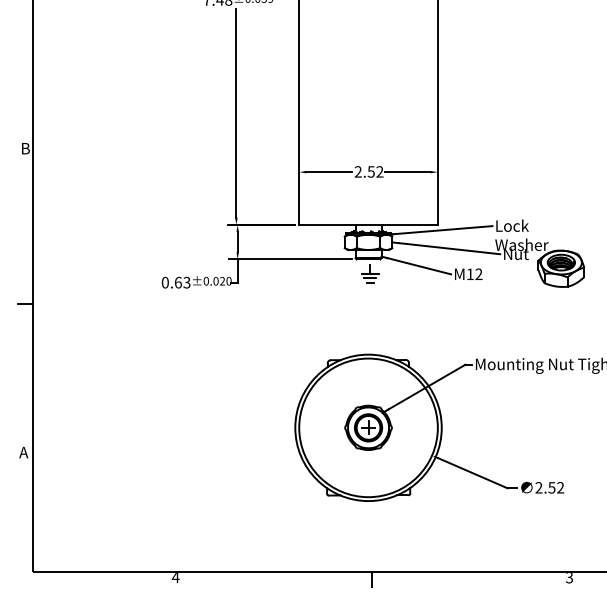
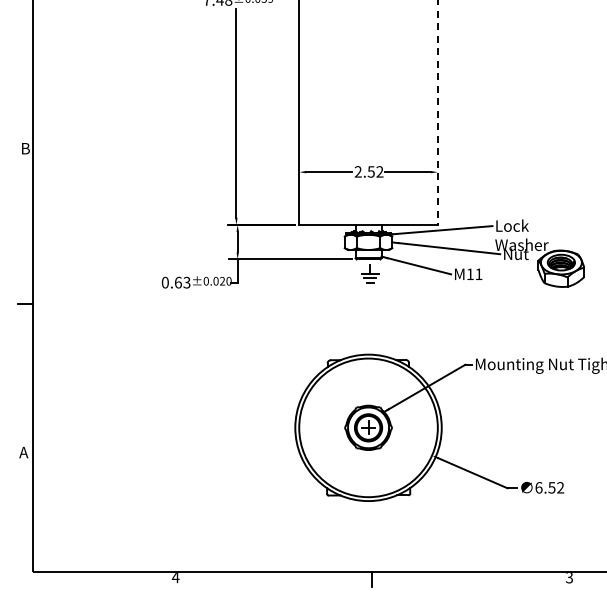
line: solid -> dashed (437, 112)
text: M12 -> M11 (478, 273)
text: 2.52 -> 6.52 (538, 487)
